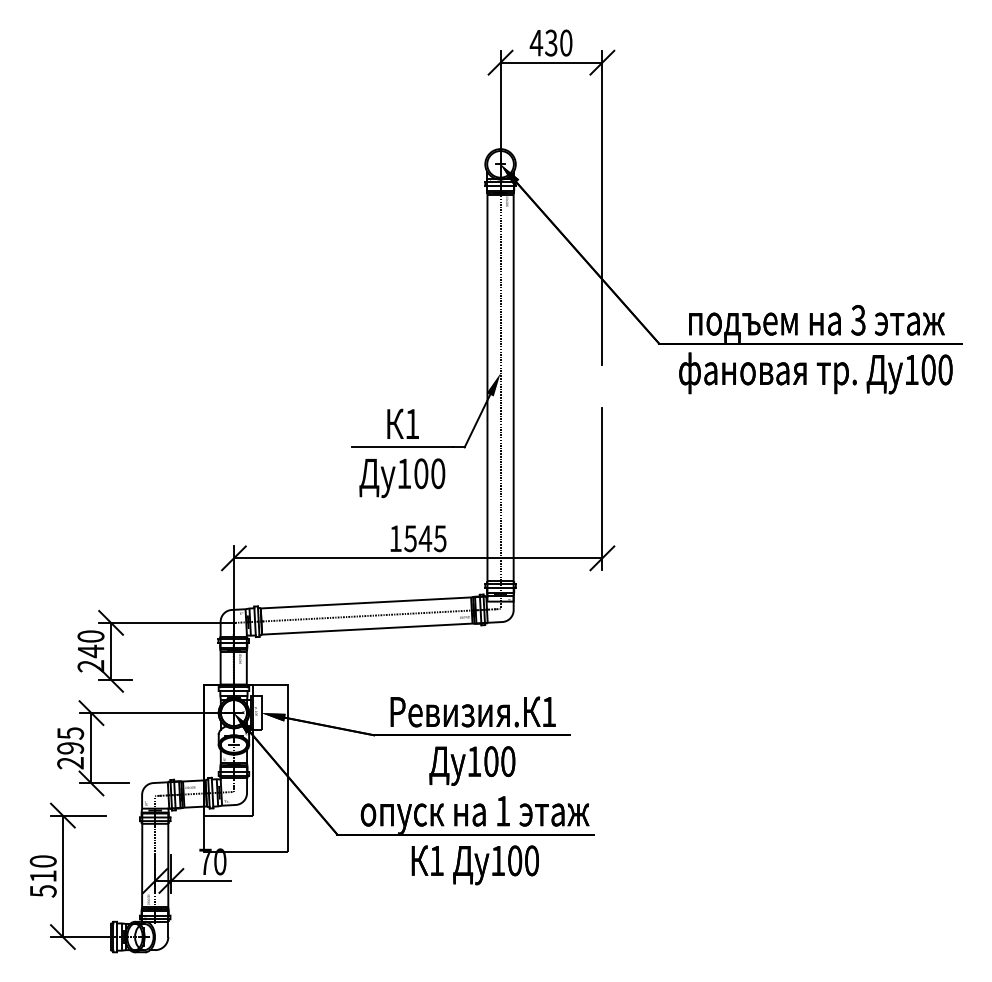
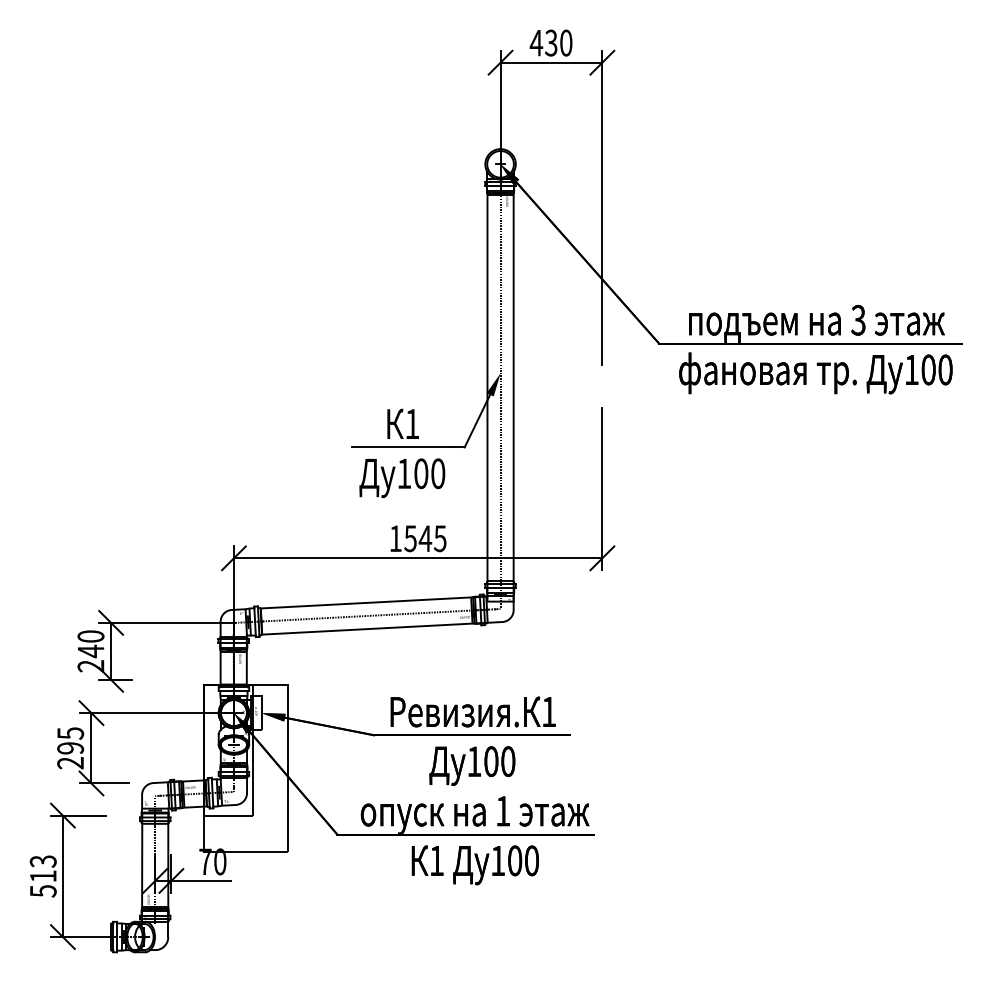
text: 510 -> 513 (42, 861)
